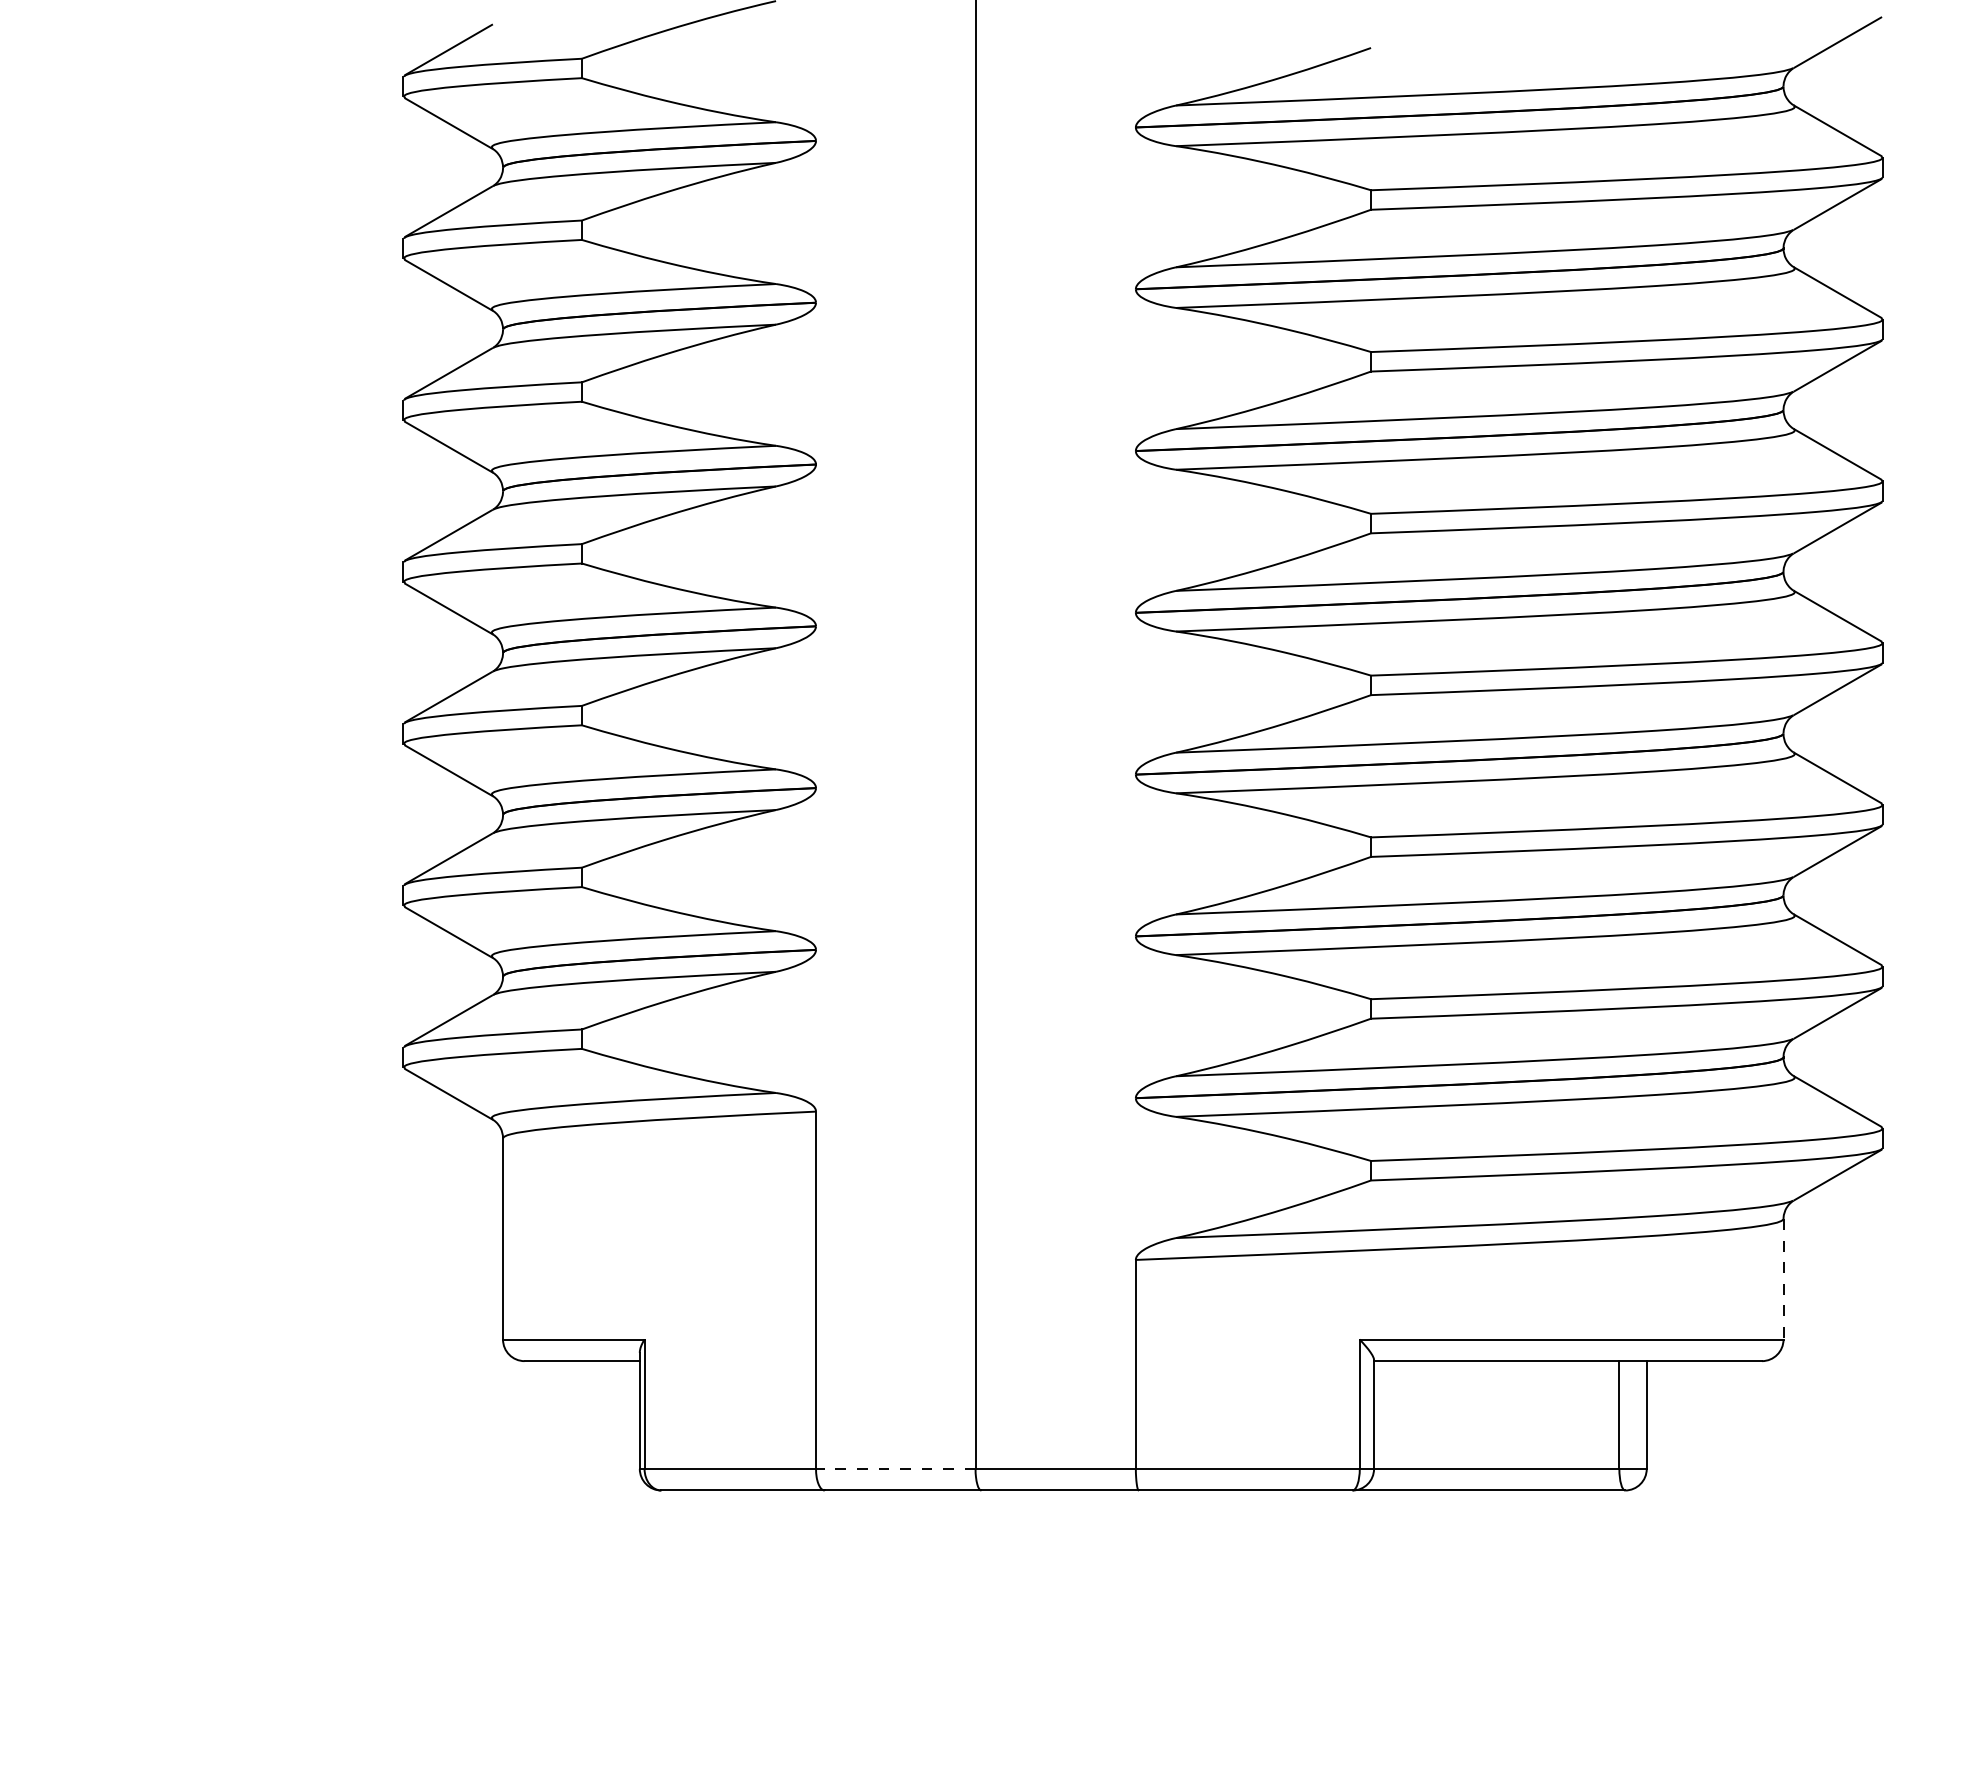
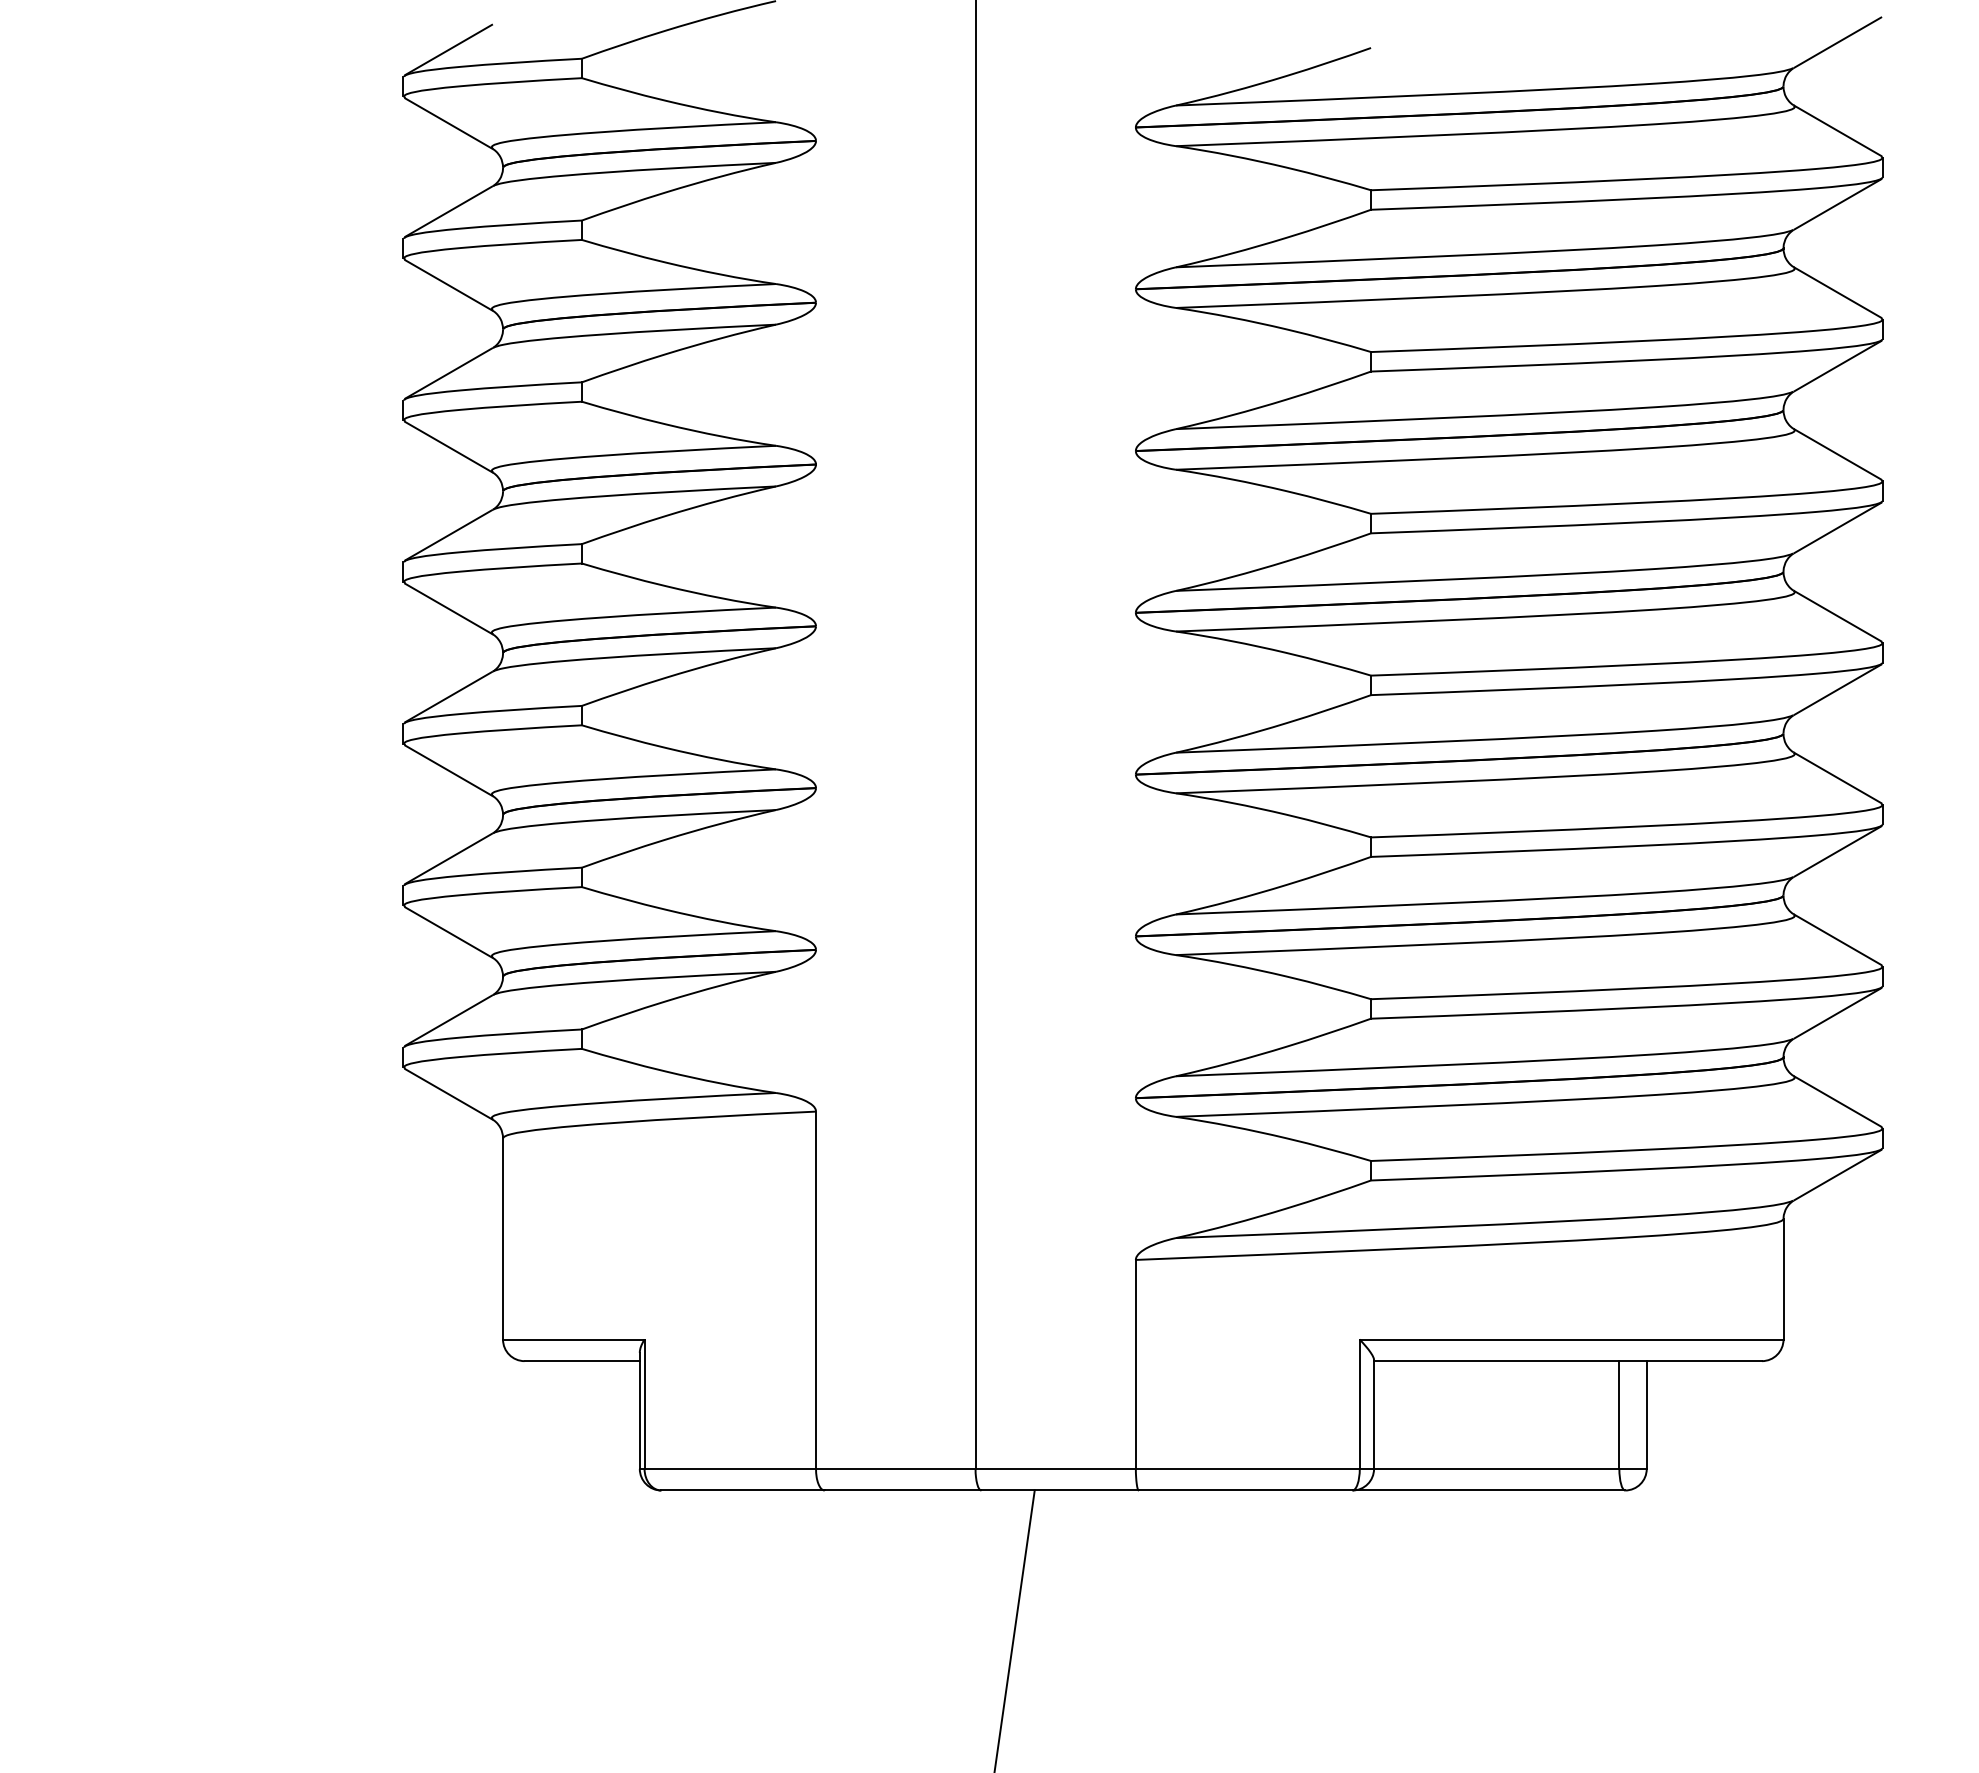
line: dashed -> solid (1783, 1279)
line: dashed -> solid (895, 1468)
line: none -> present (1014, 1629)
